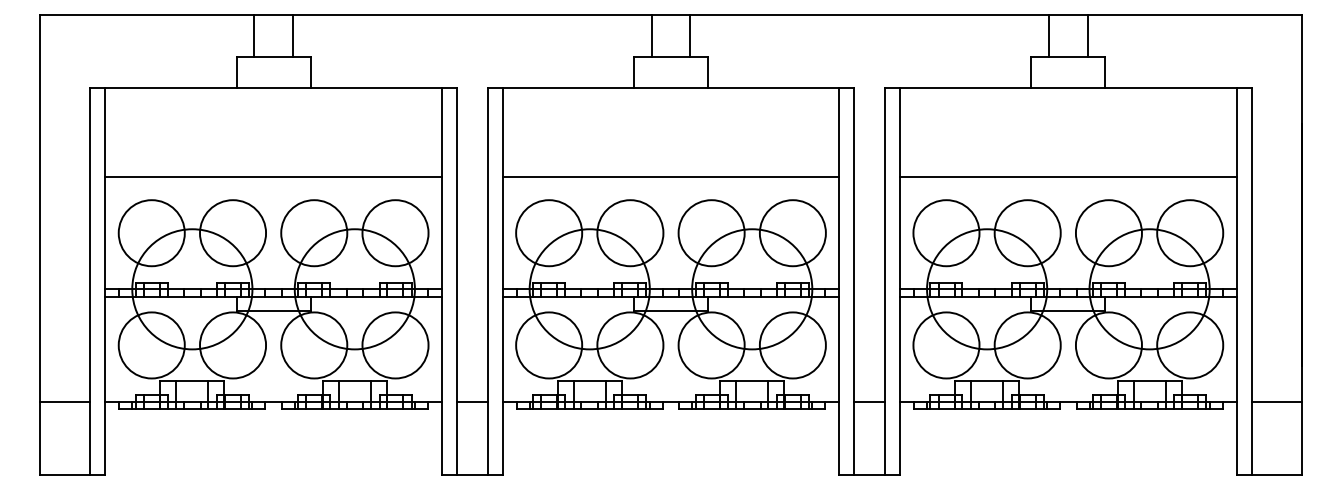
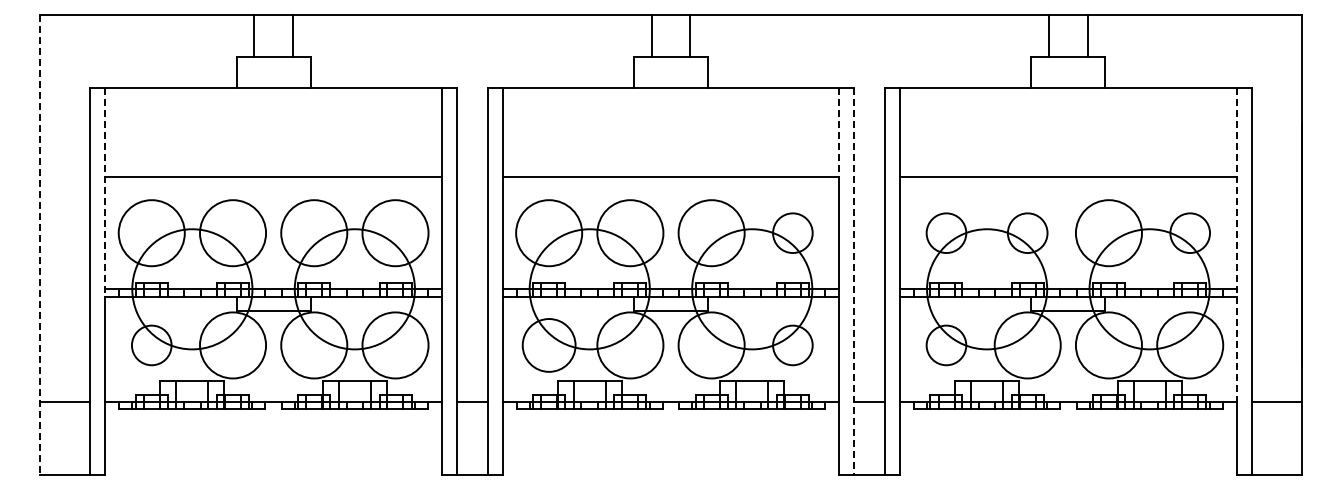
line: solid -> dashed (839, 133)
line: solid -> dashed (105, 193)
circle diameter: 66 px -> 40 px (792, 233)
circle diameter: 66 px -> 40 px (946, 233)
circle diameter: 66 px -> 40 px (1027, 233)
circle diameter: 66 px -> 40 px (1190, 233)
line: solid -> dashed (1236, 244)
line: solid -> dashed (40, 245)
line: solid -> dashed (854, 281)
circle diameter: 66 px -> 40 px (151, 345)
circle diameter: 66 px -> 53 px (548, 345)
circle diameter: 66 px -> 40 px (792, 345)
circle diameter: 66 px -> 40 px (946, 345)
